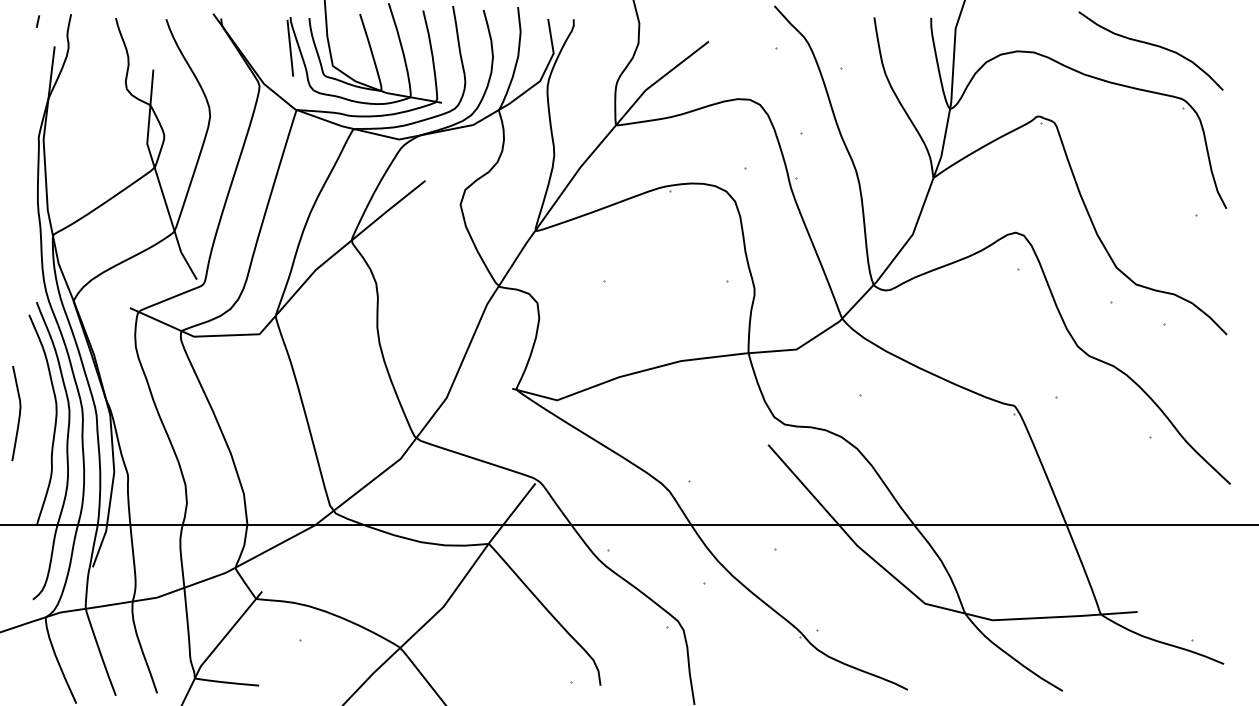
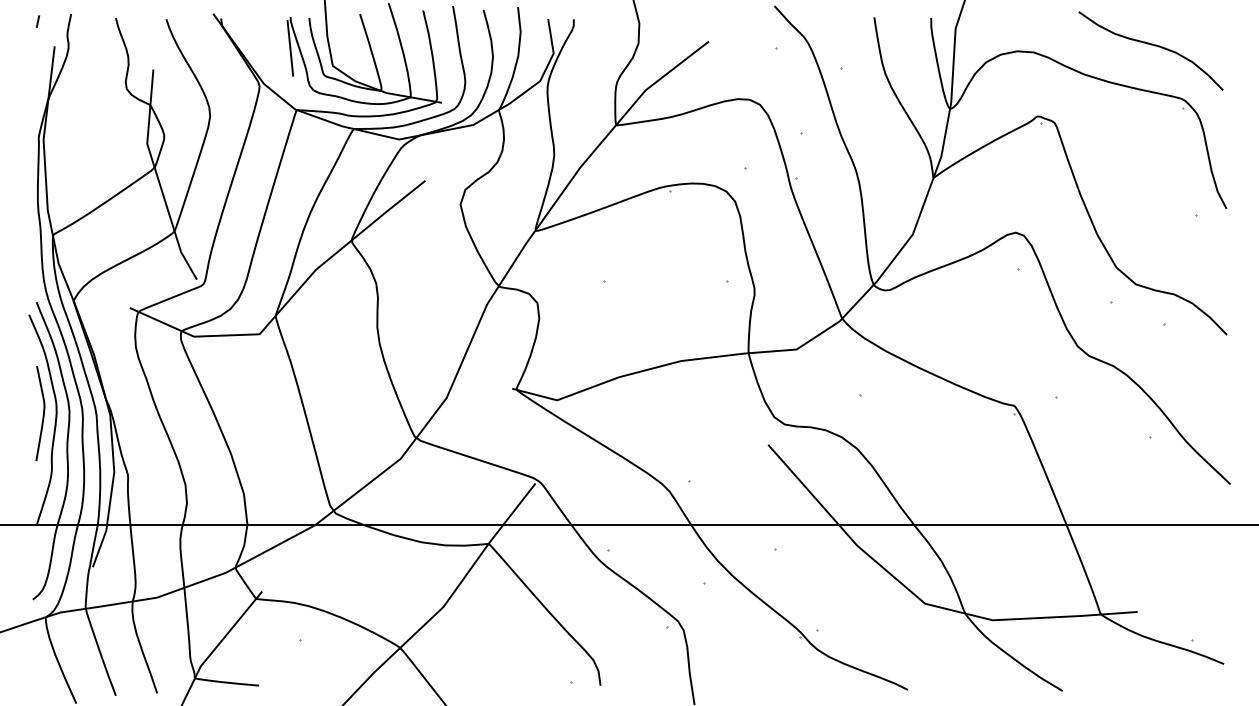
curve position: (18, 415) -> (42, 415) (42, 415)
